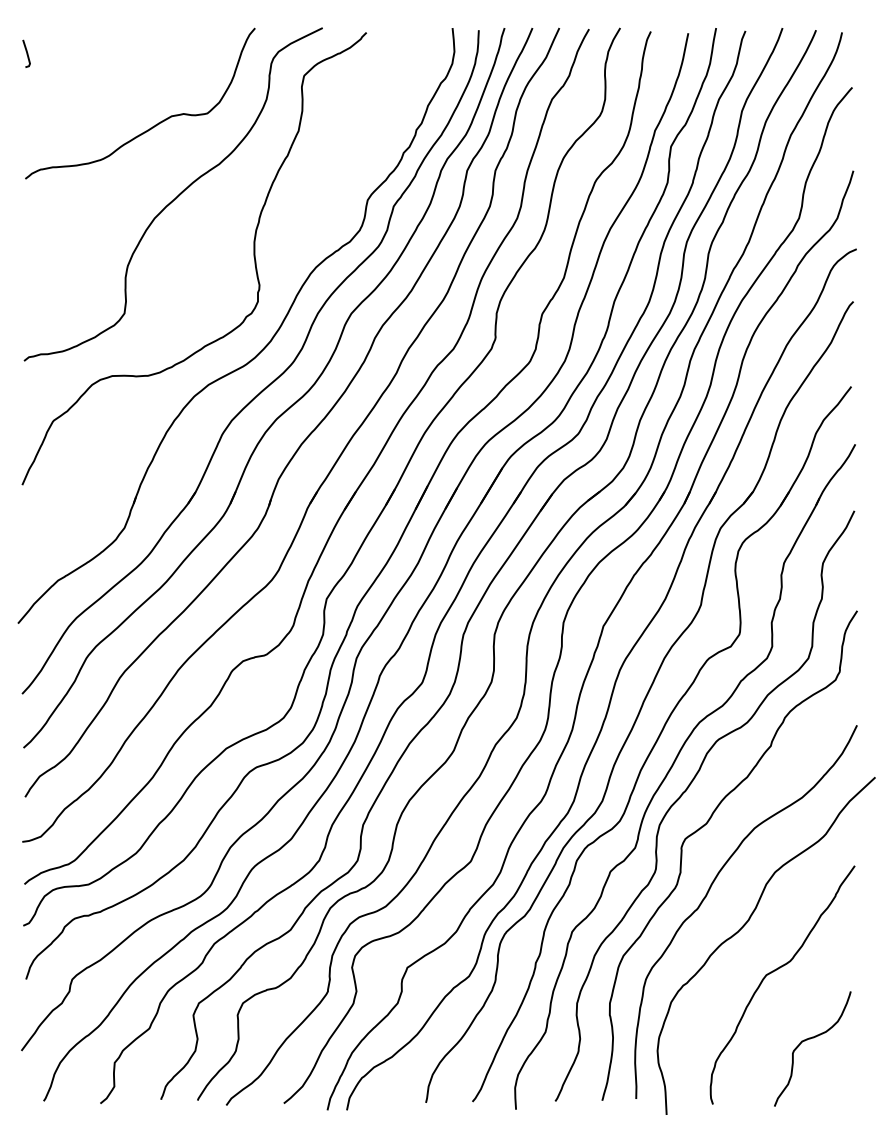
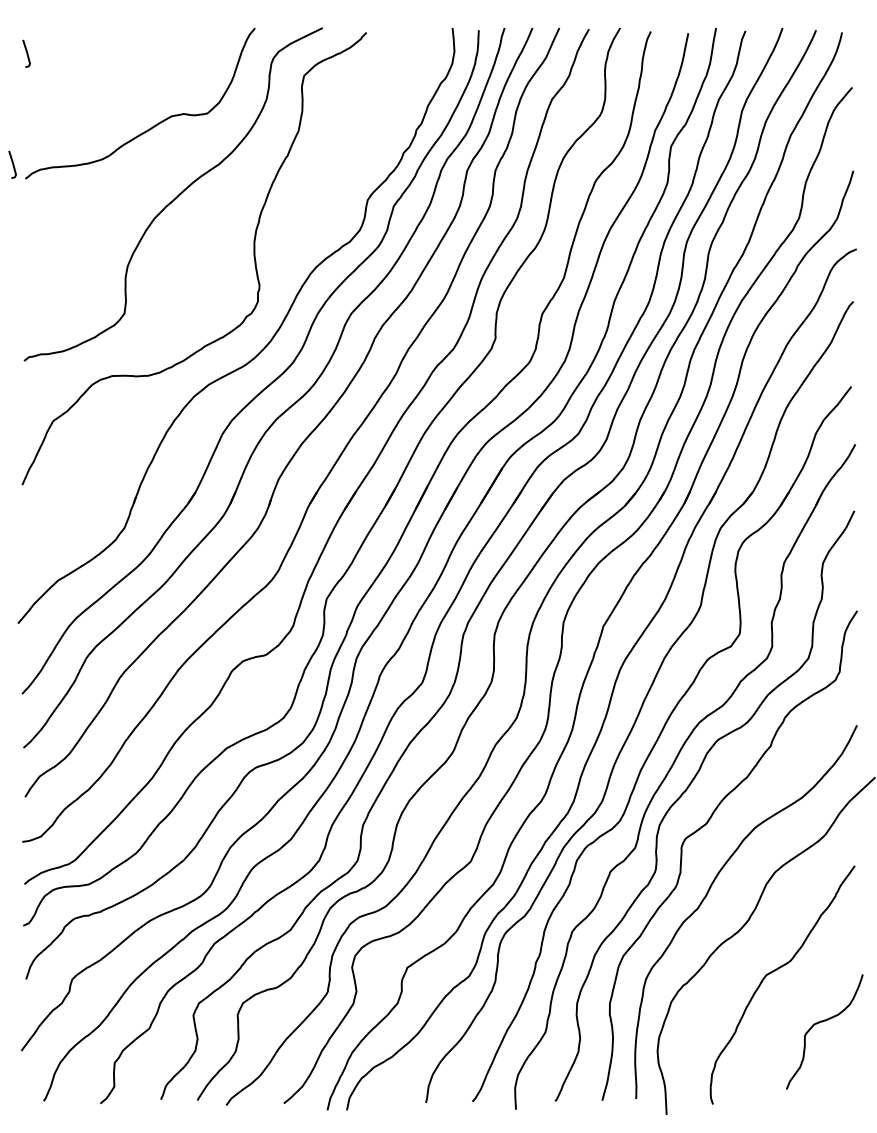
line: none -> present (12, 164)
curve position: (810, 1039) -> (822, 1022) (822, 1022)
